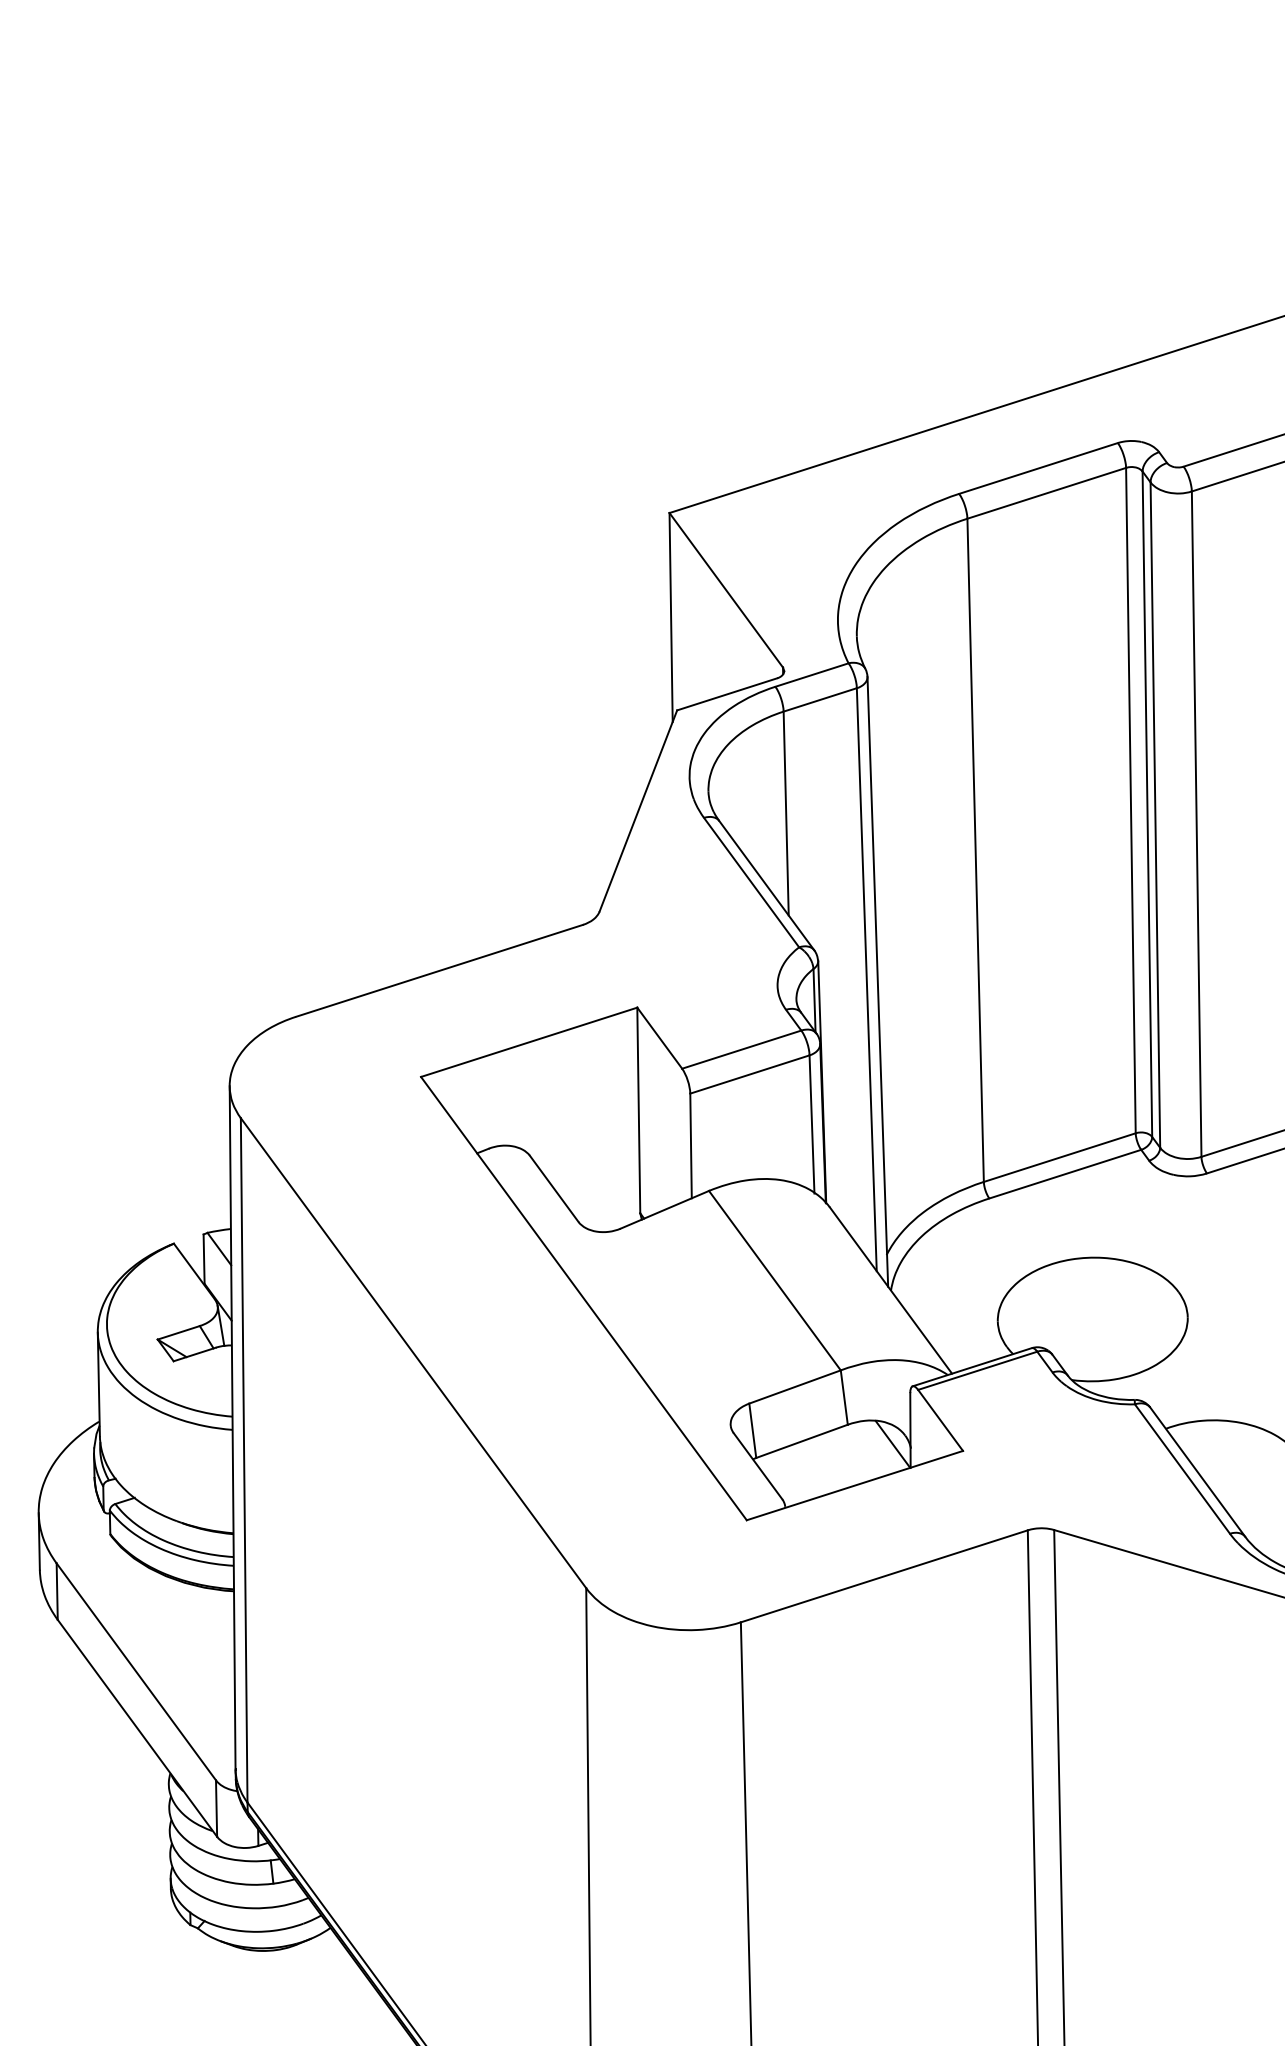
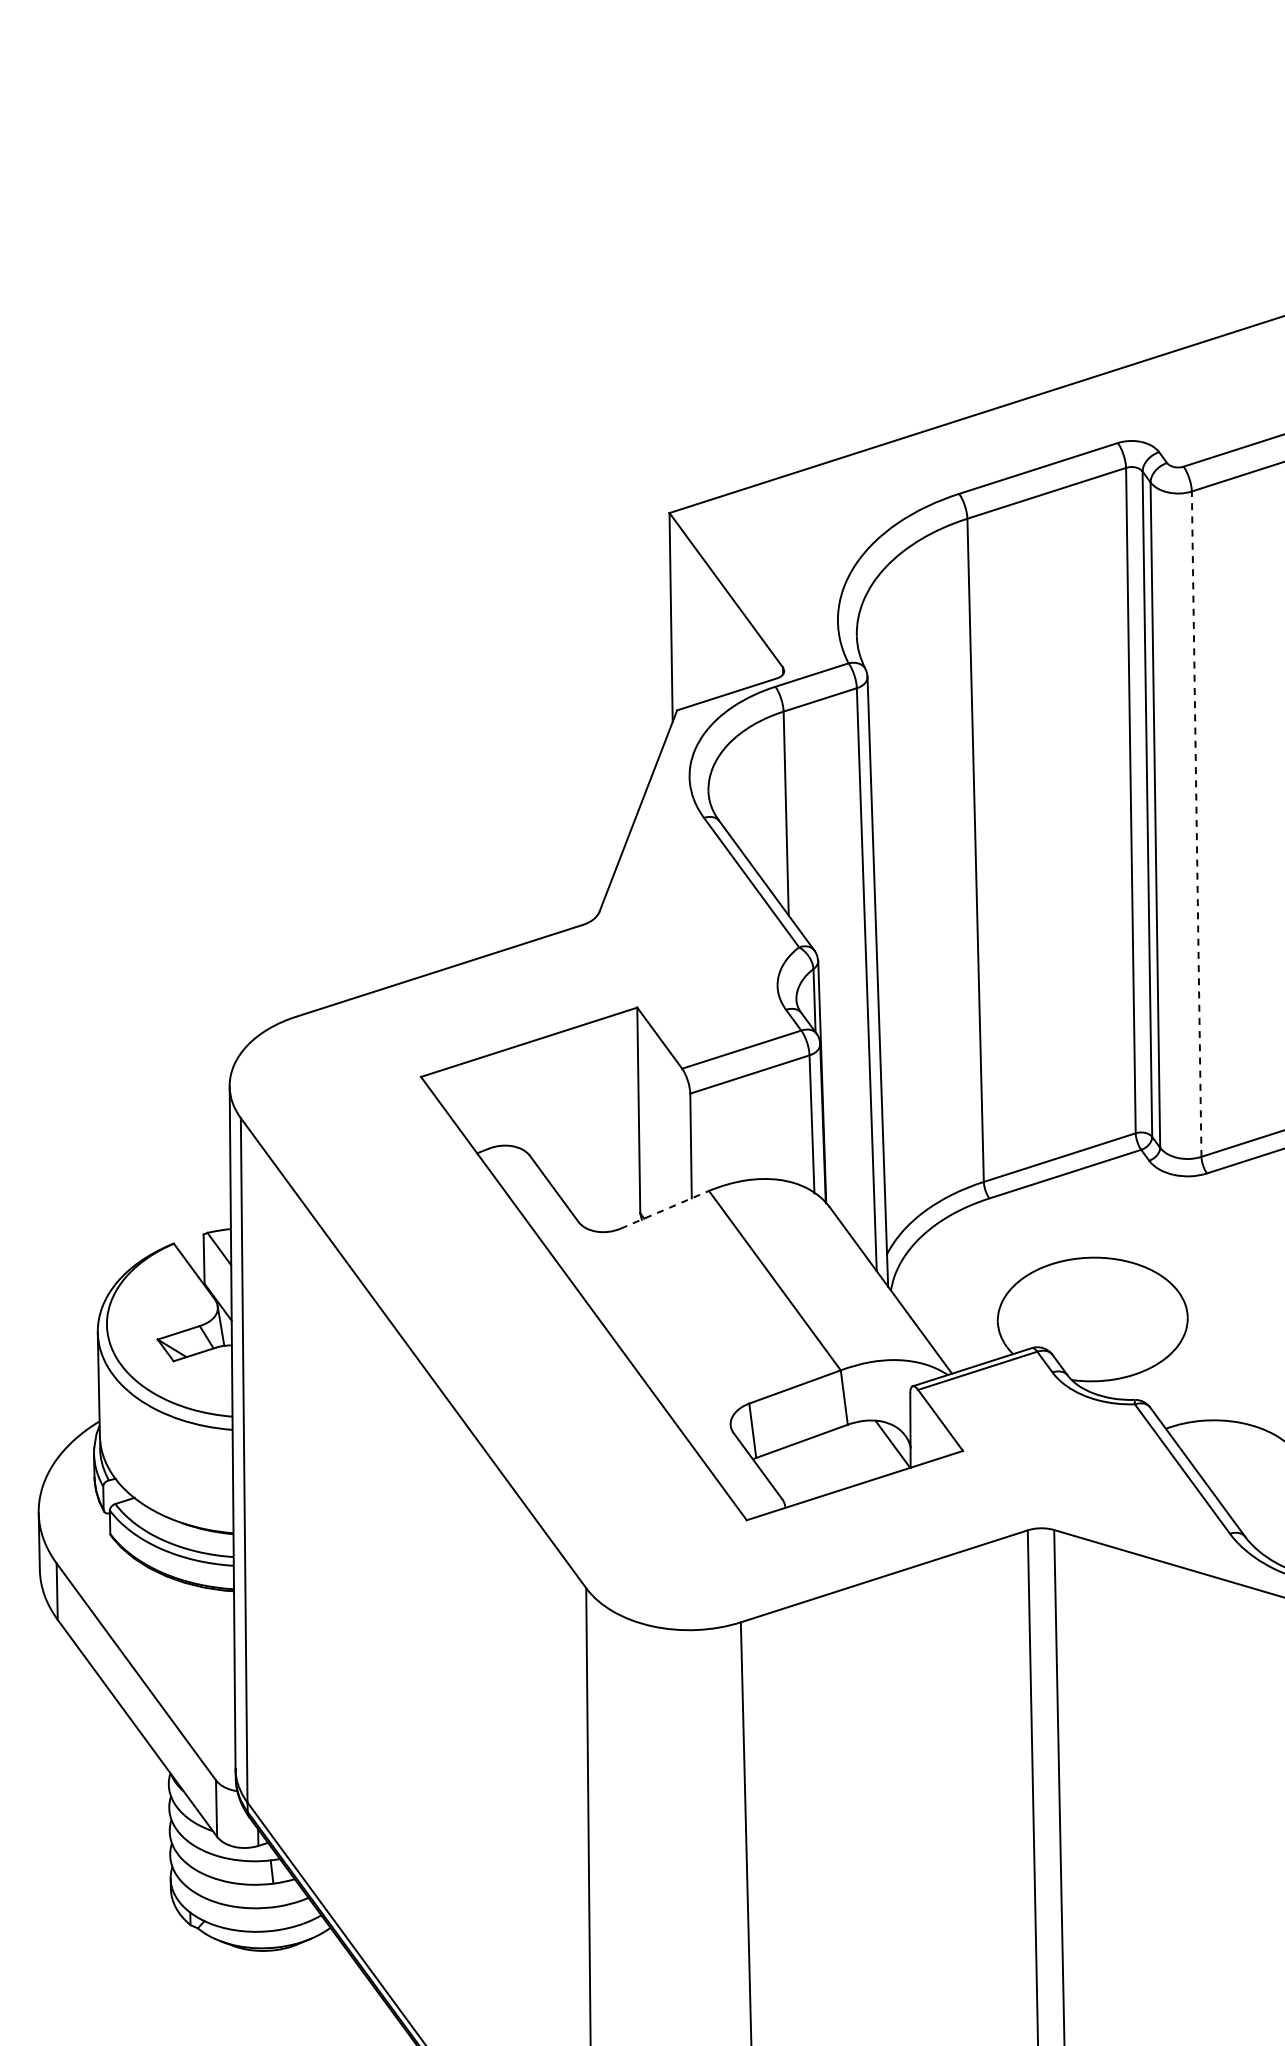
line: solid -> dashed (1196, 824)
line: solid -> dashed (664, 1209)
